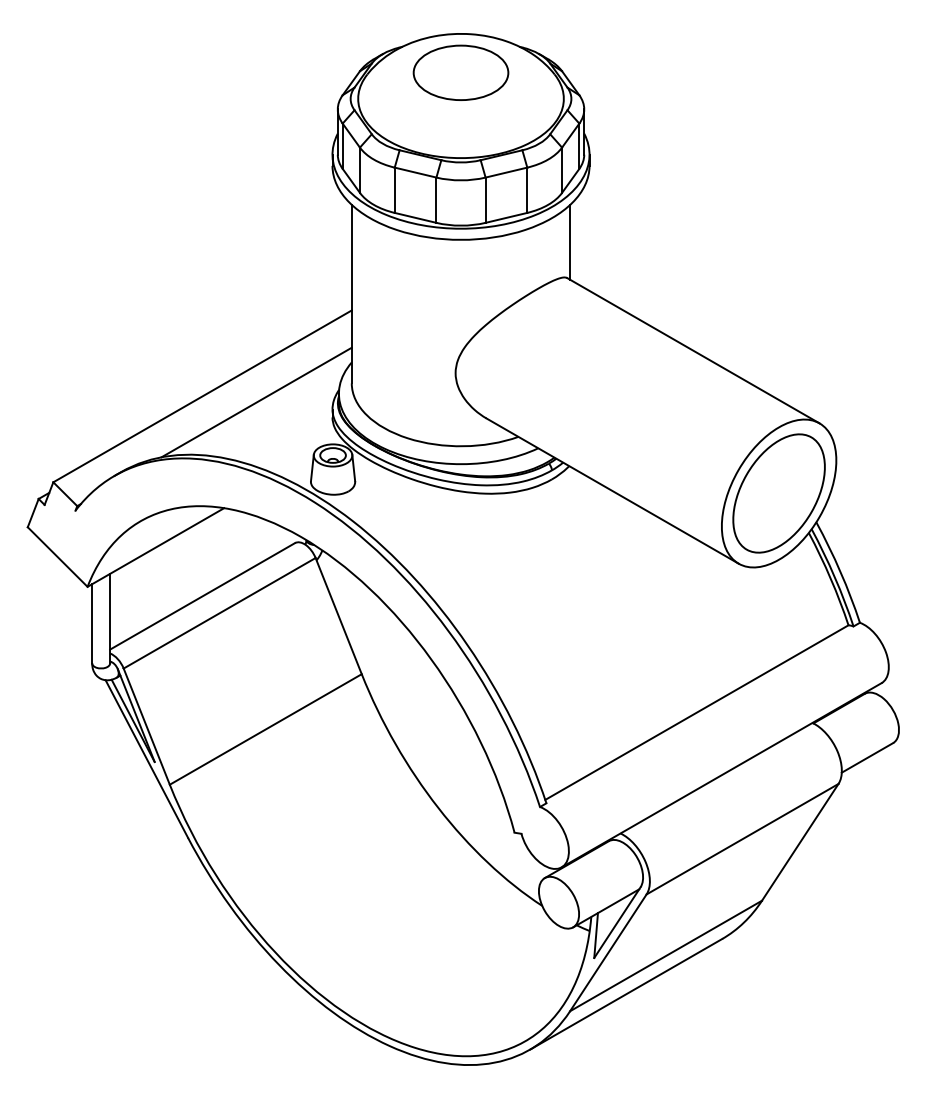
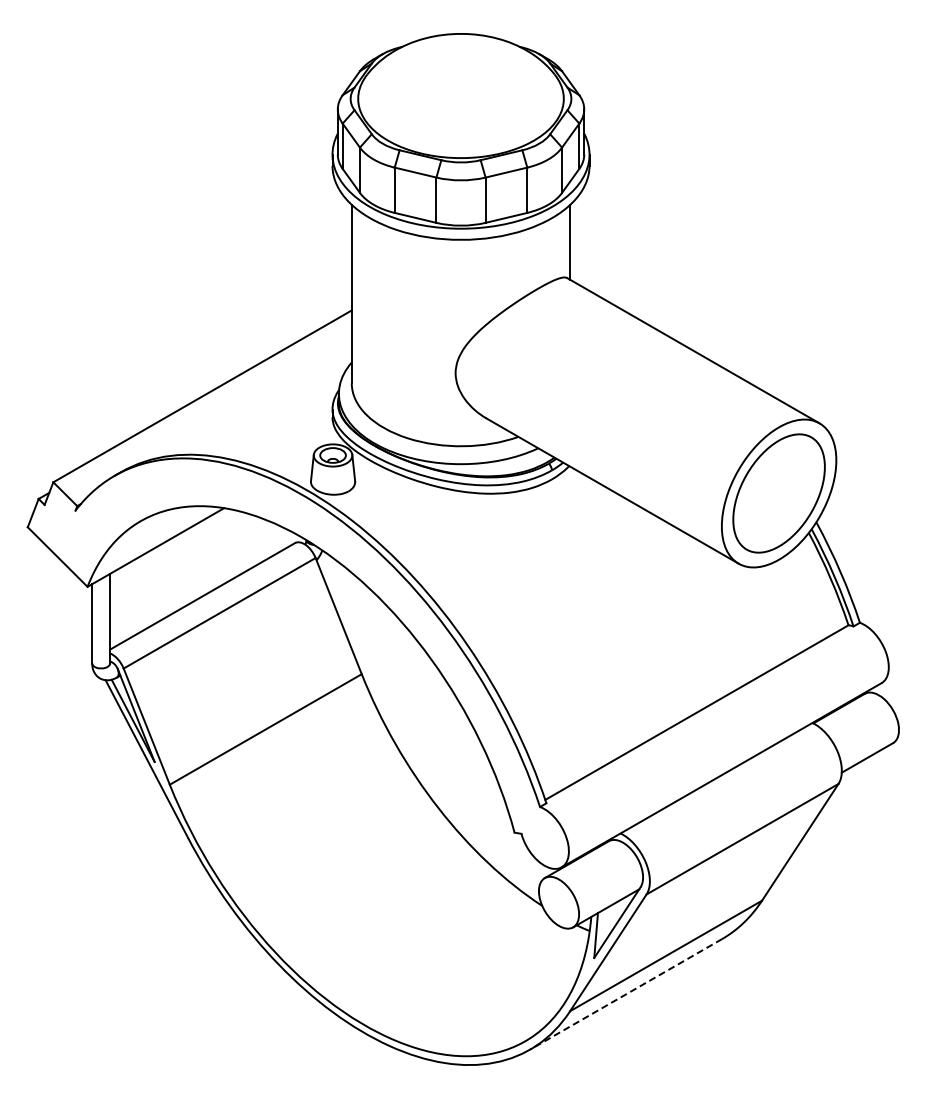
part: present -> none (460, 72)
line: present -> none (256, 402)
line: solid -> dashed (626, 994)
